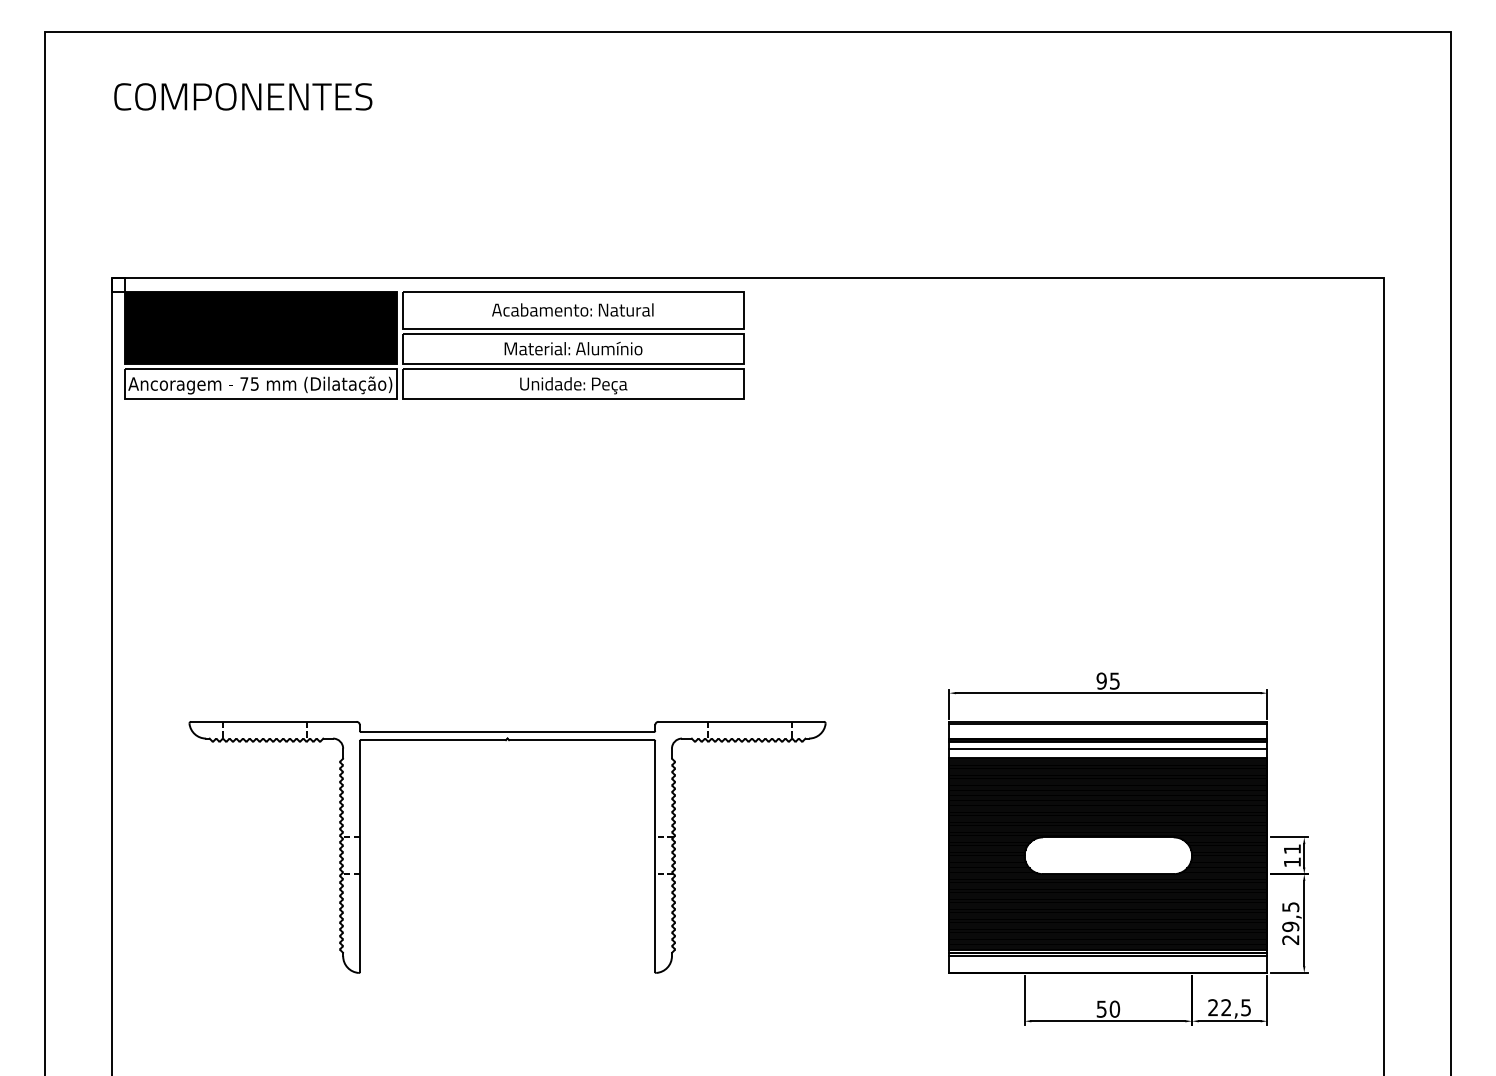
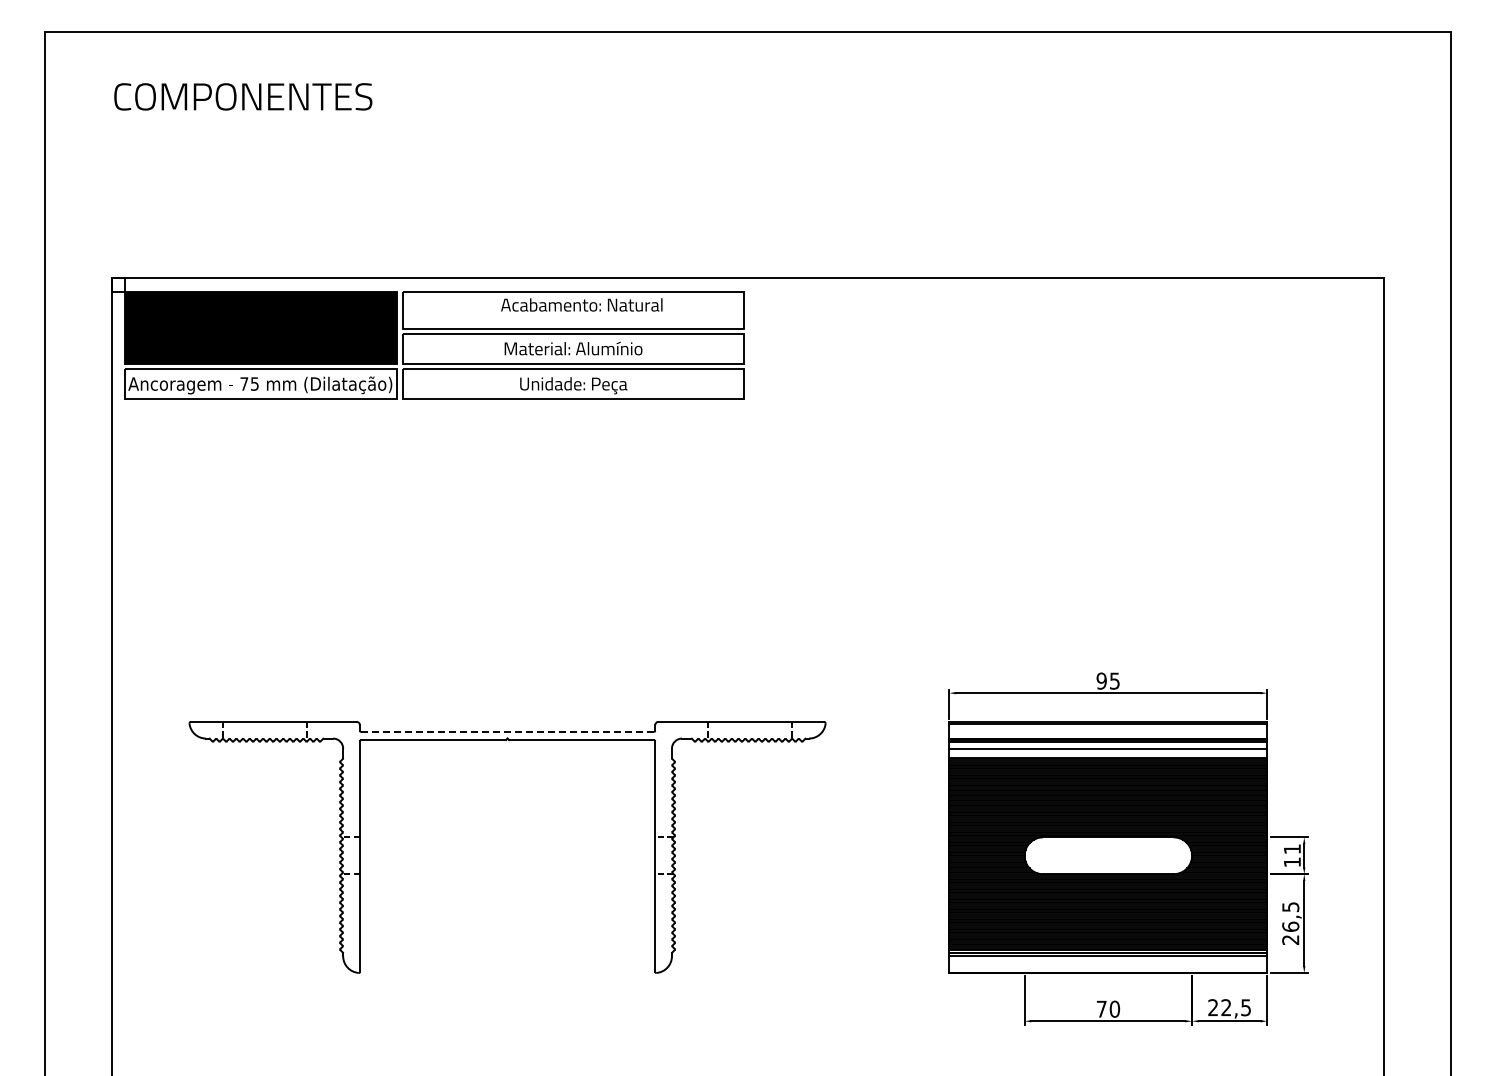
text position: (572, 309) -> (581, 304) (581, 304)
line: solid -> dashed (507, 731)
text: 29,5 -> 26,5 (1290, 926)
text: 50 -> 70 (1101, 1009)
